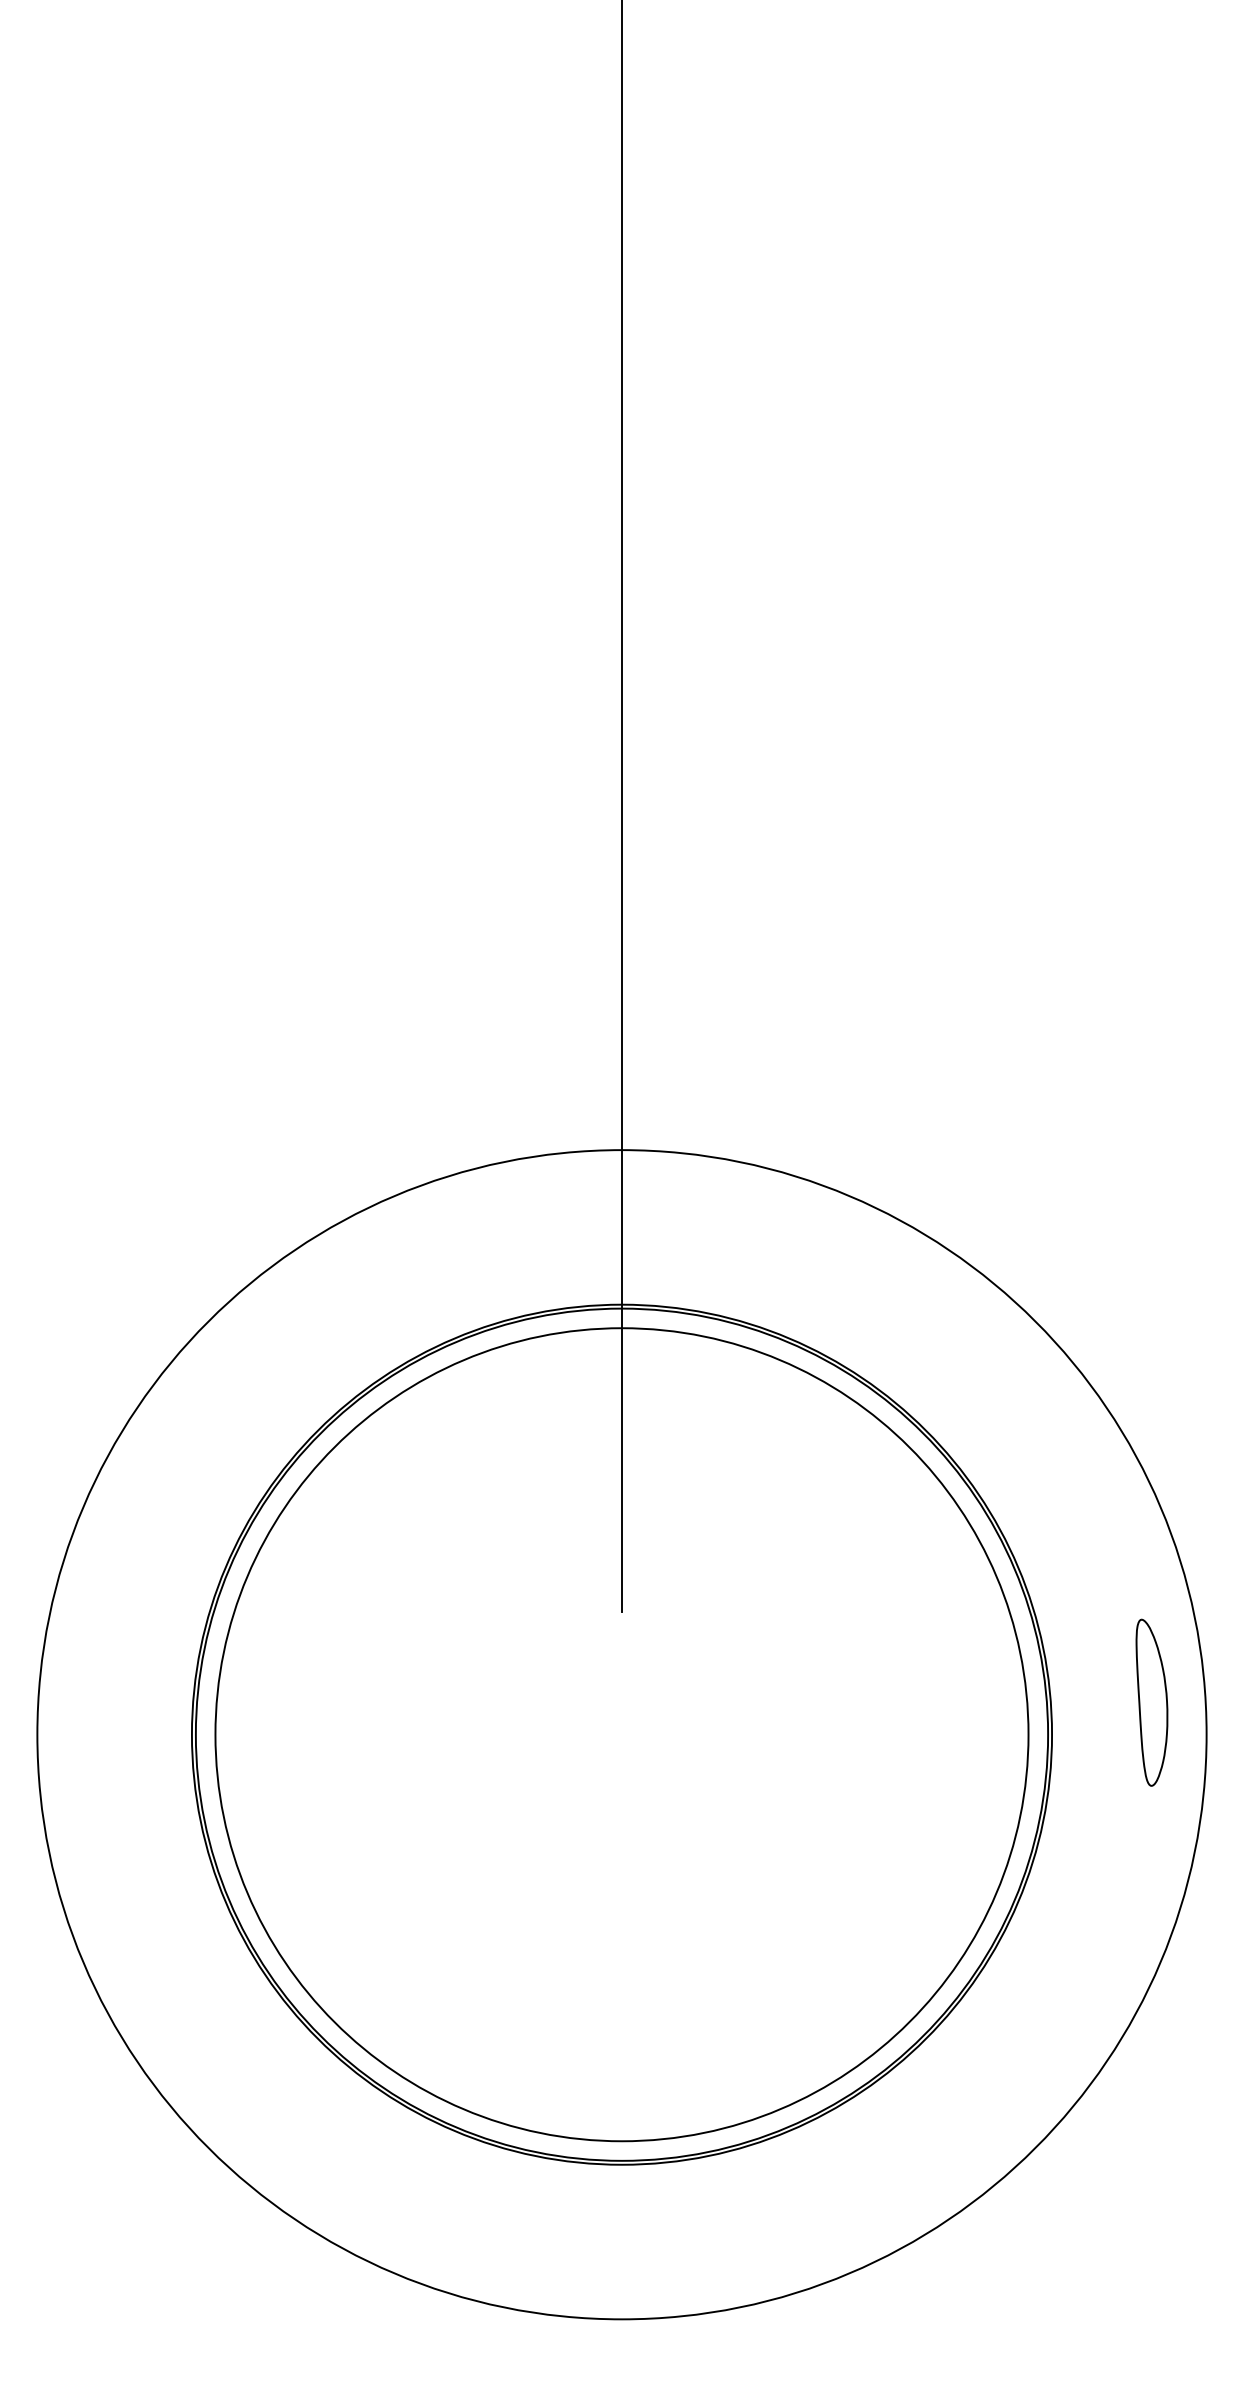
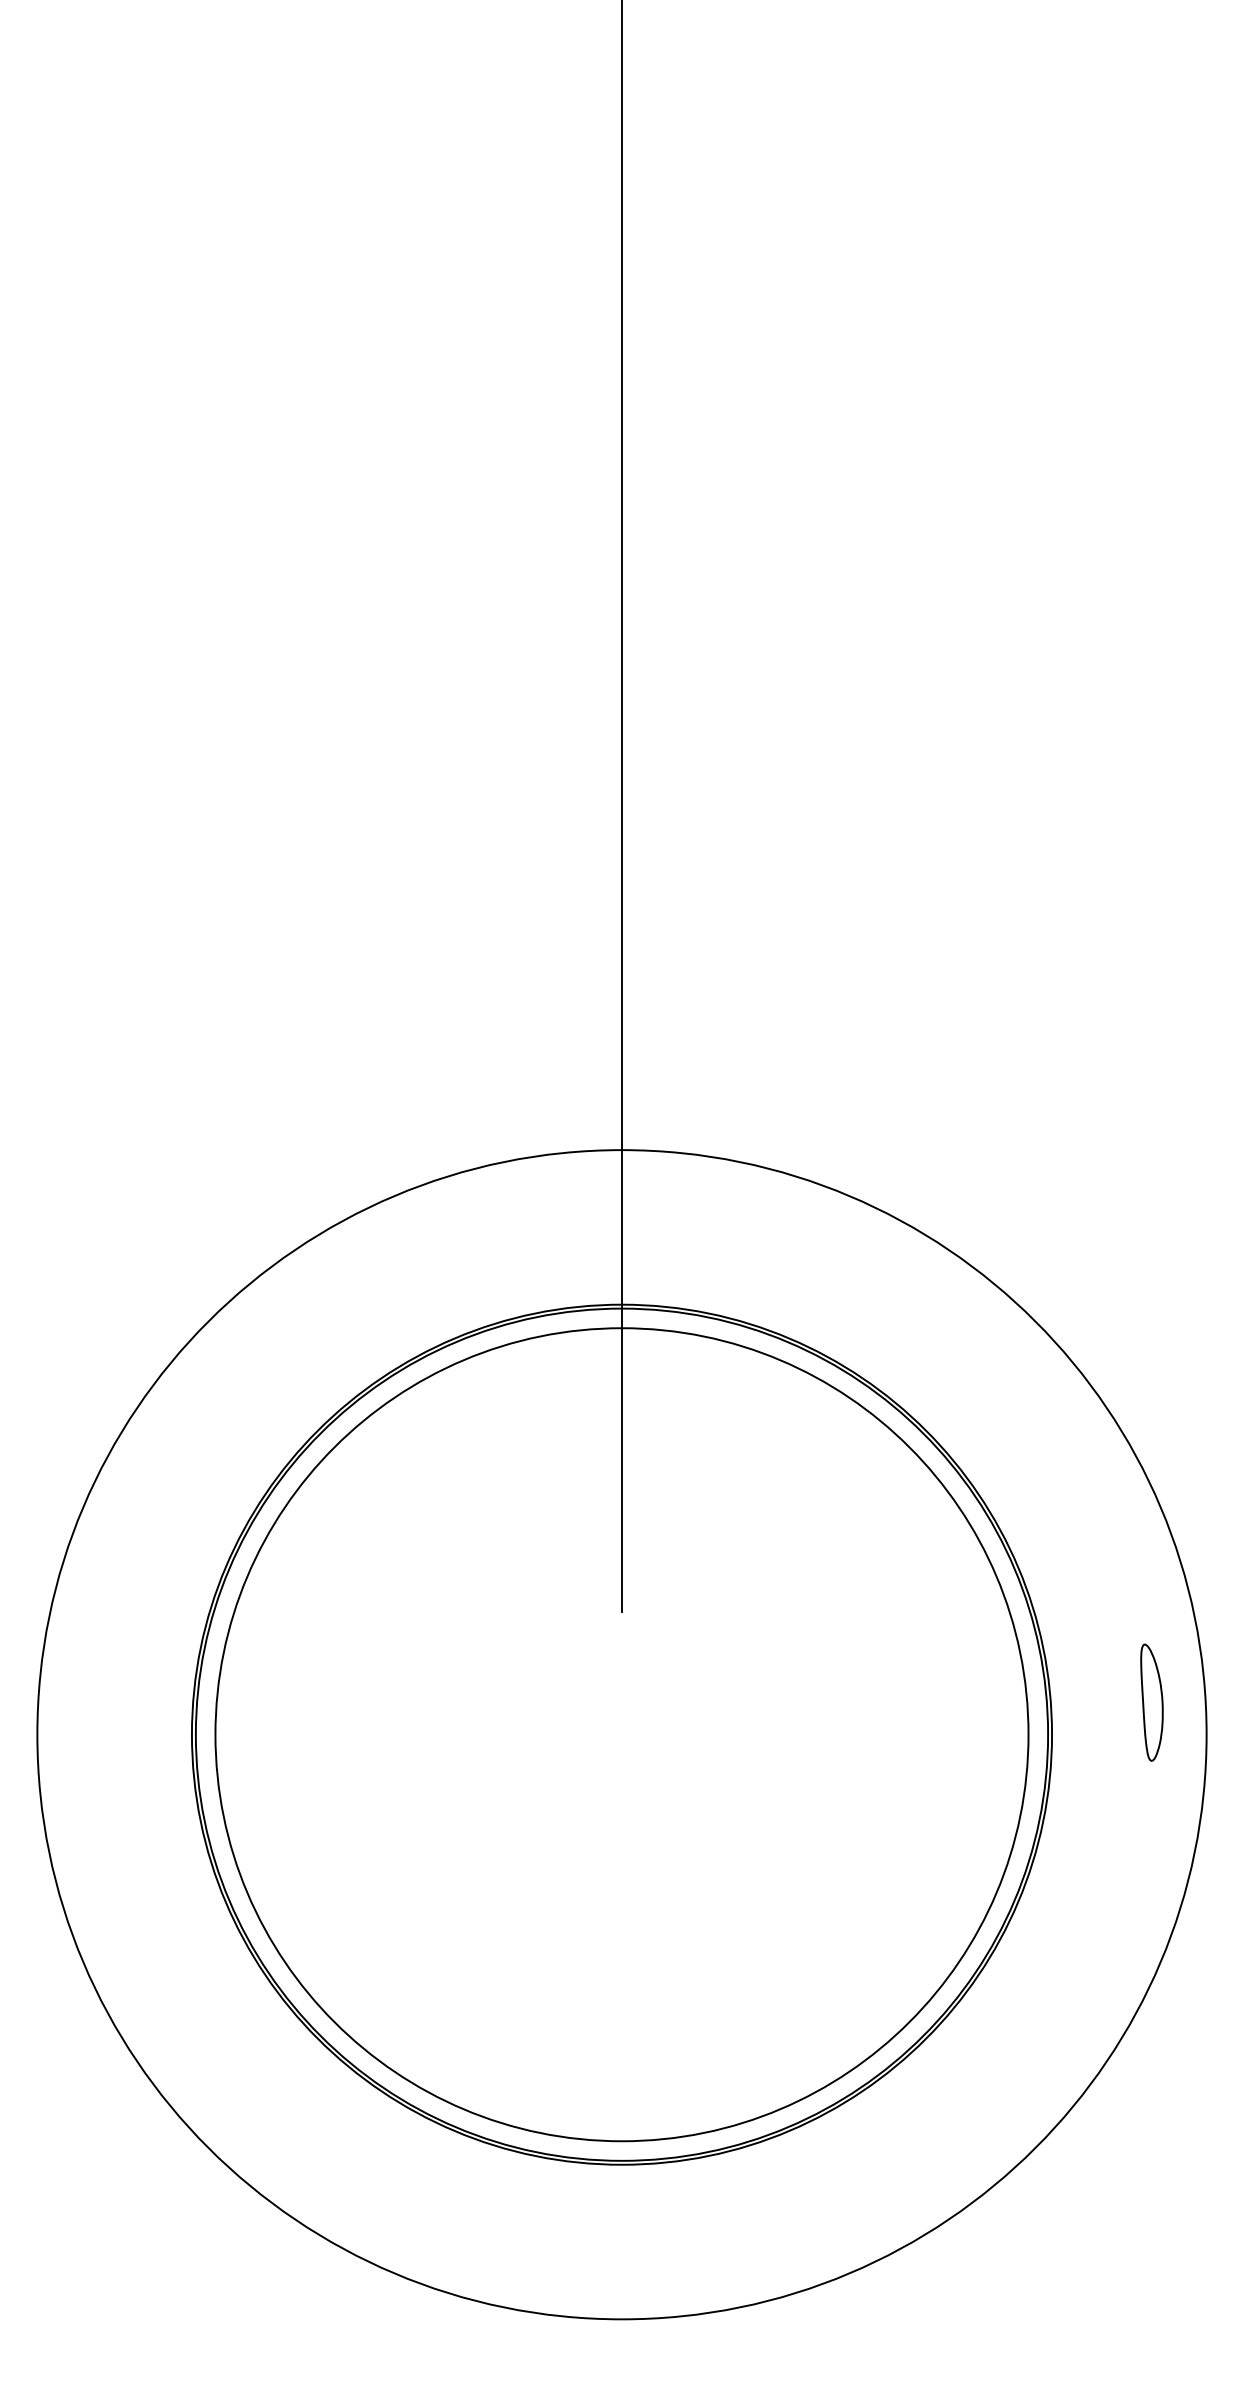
part size: 34x169 px -> 24x119 px (1151, 1702)
